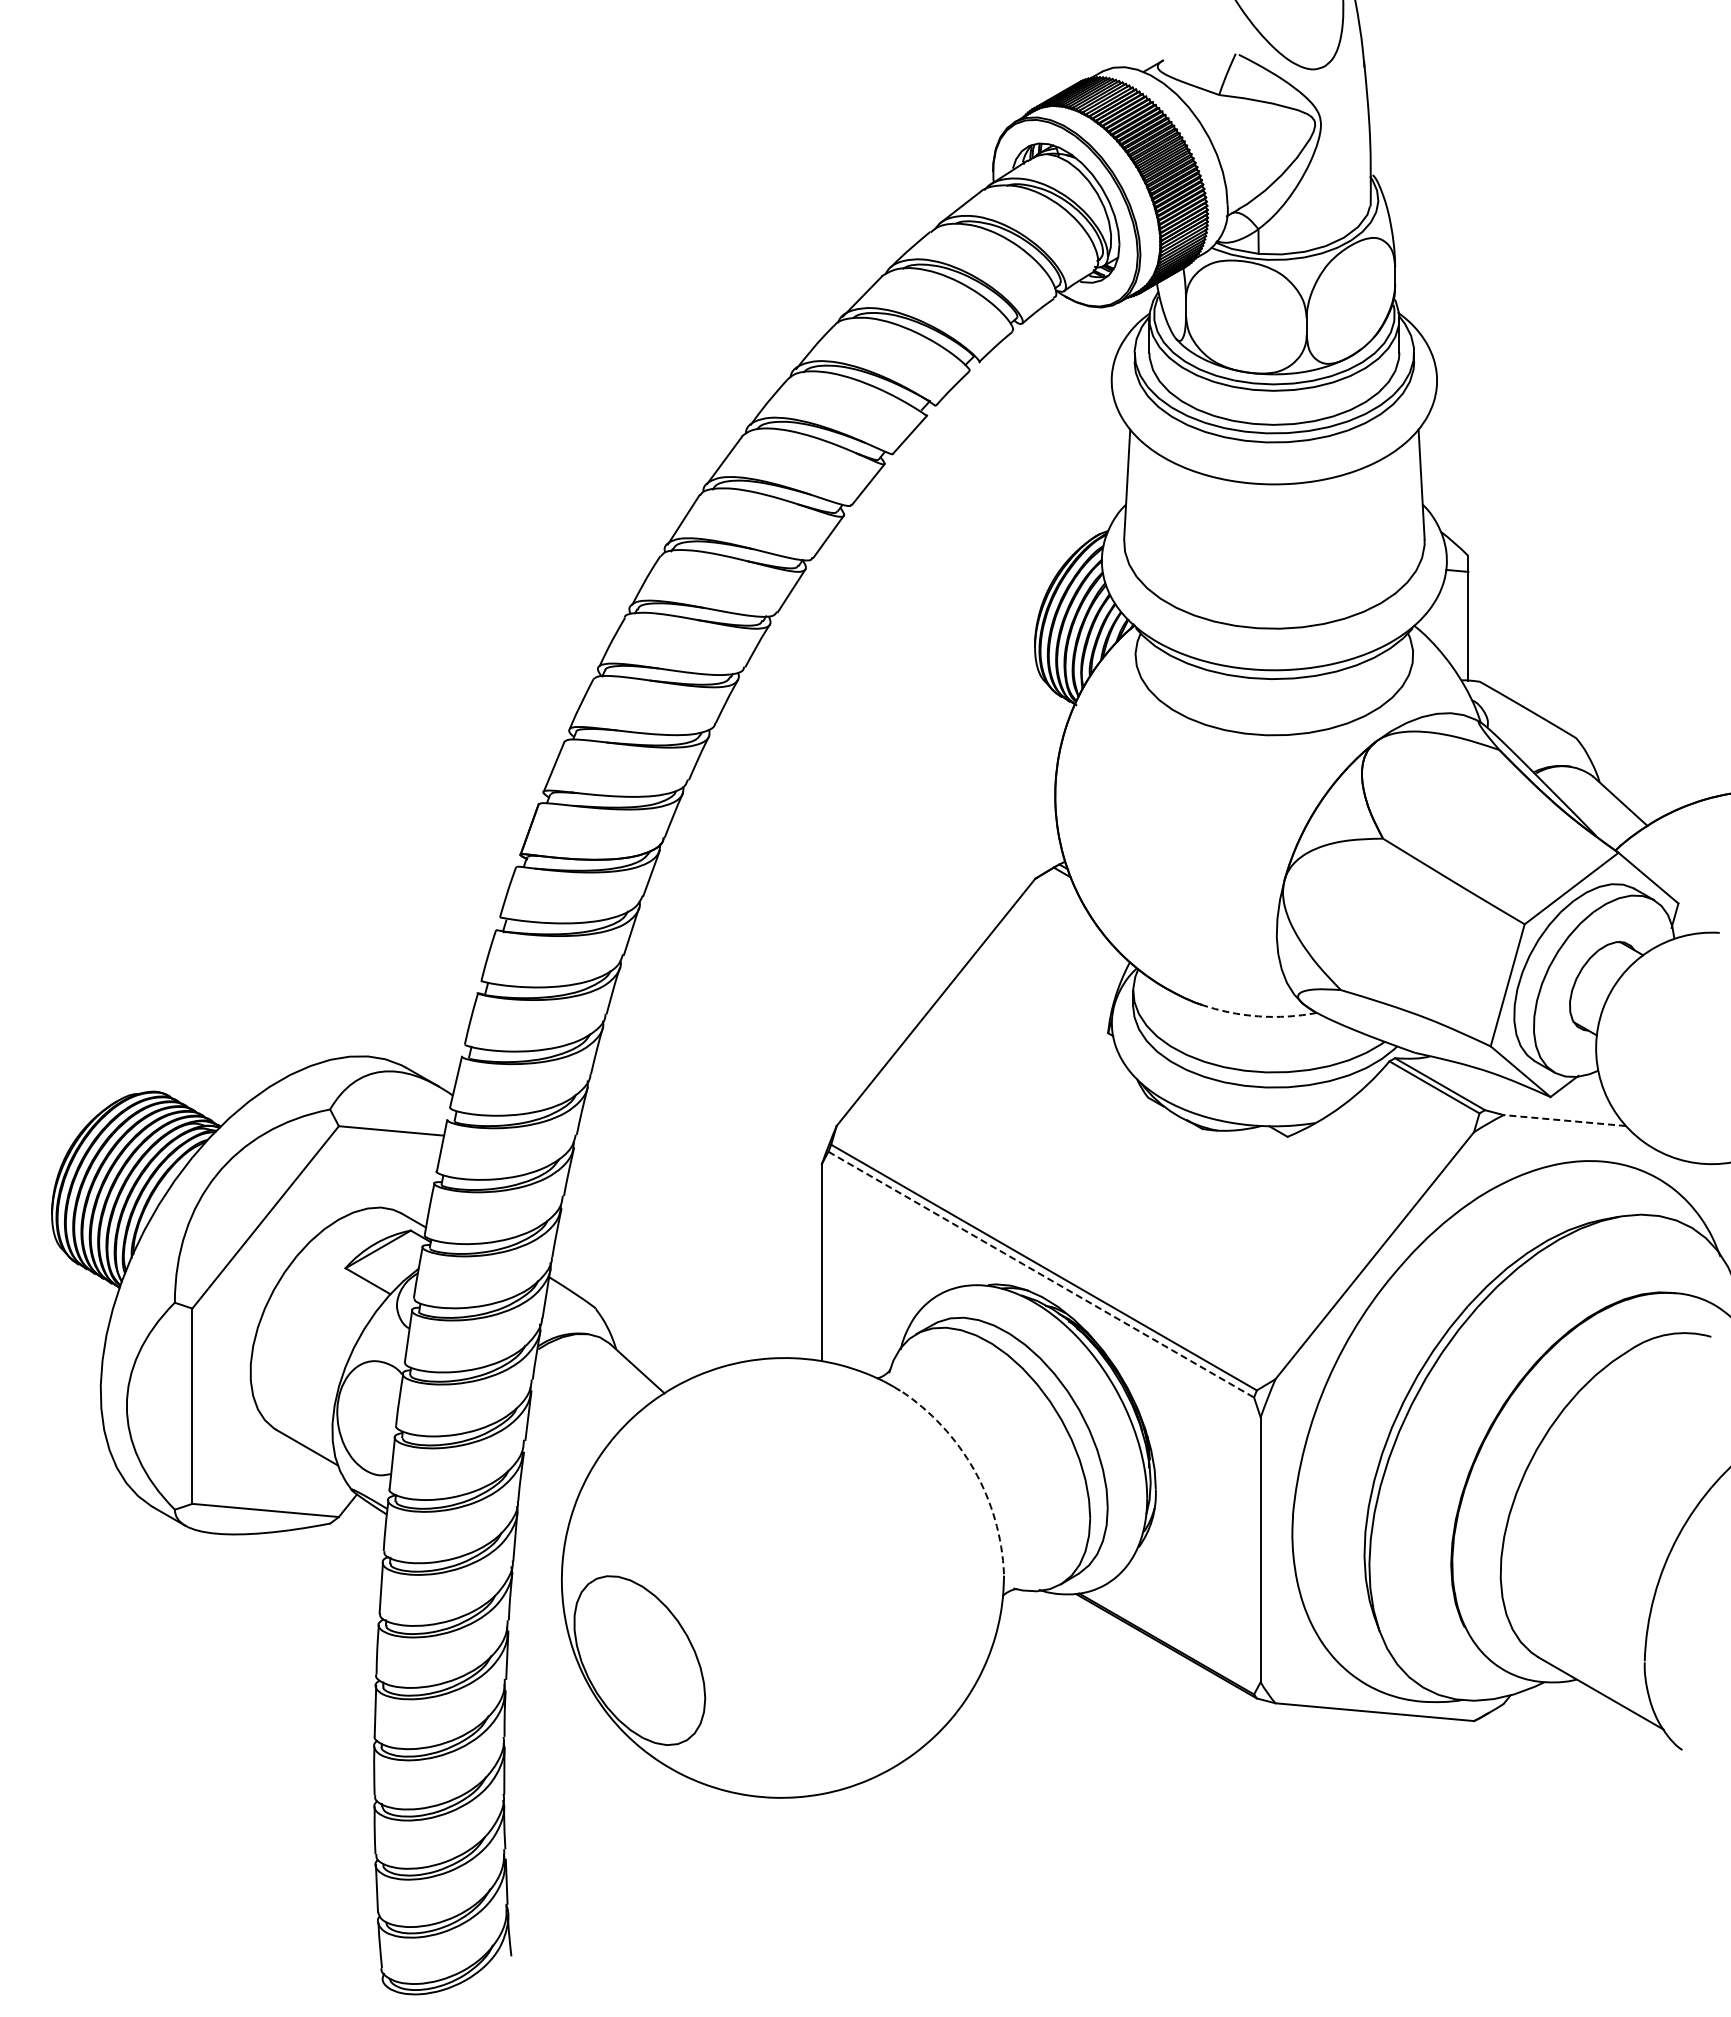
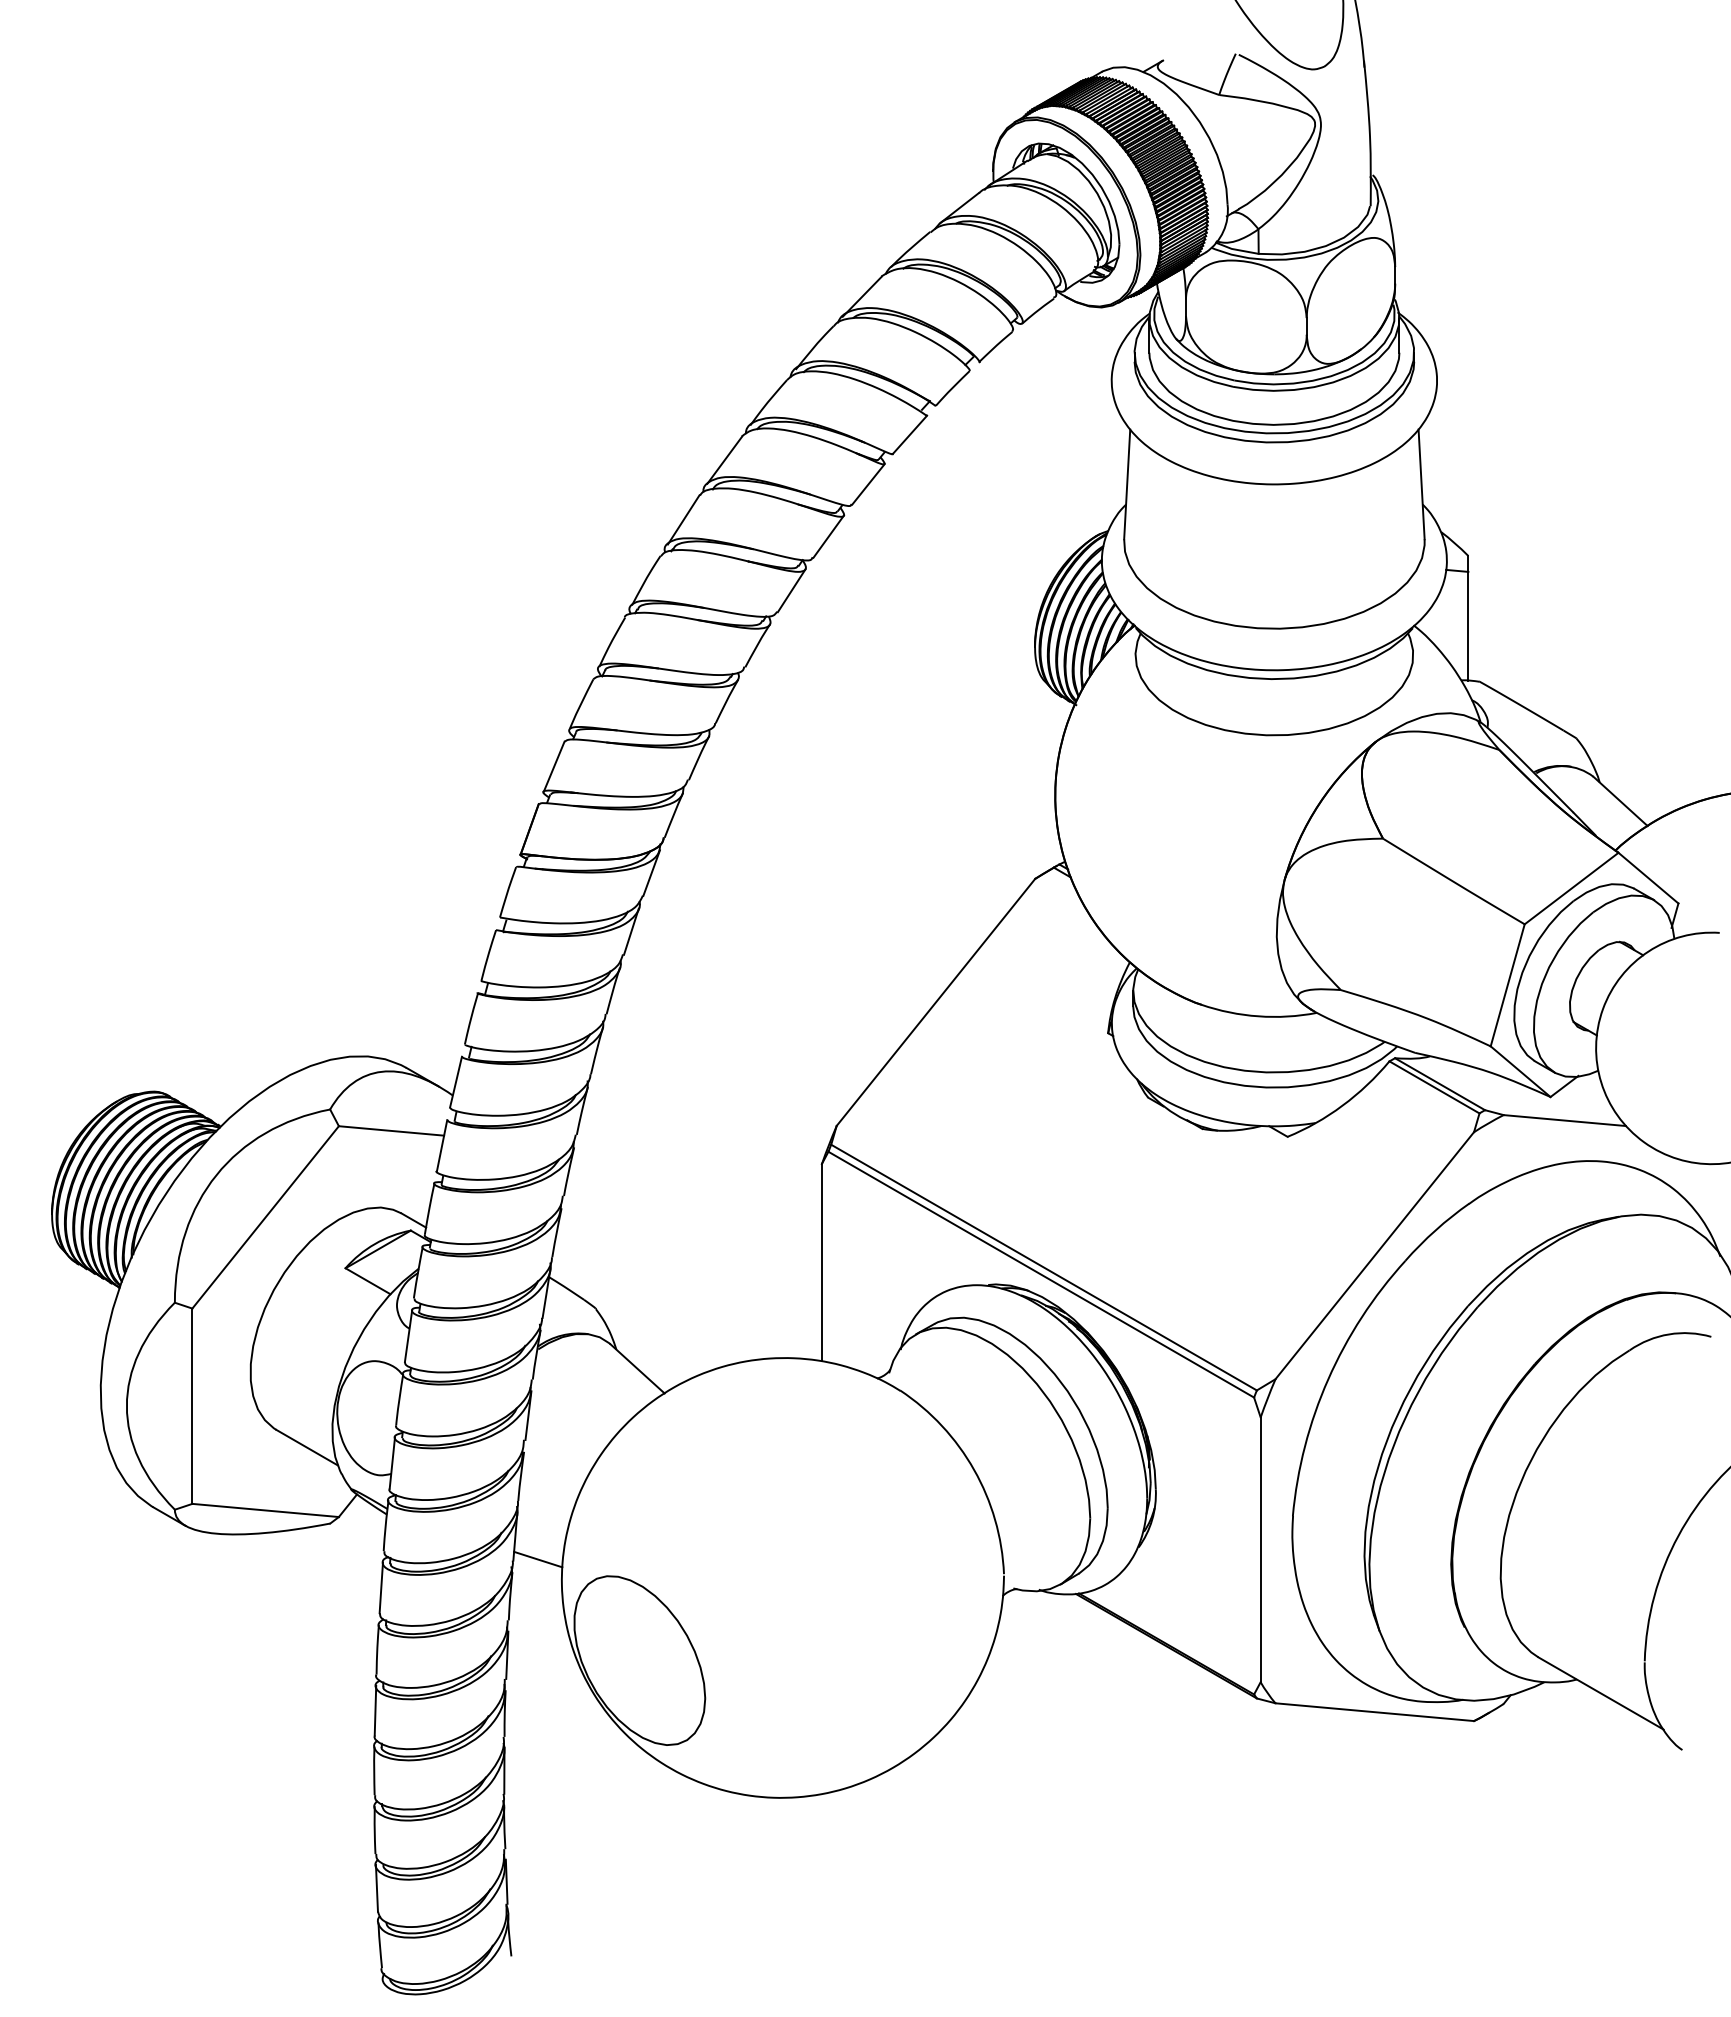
arc: dashed -> solid (1258, 1016)
line: dashed -> solid (1564, 1120)
line: dashed -> solid (1041, 1274)
arc: dashed -> solid (974, 1469)
line: none -> present (538, 1559)
